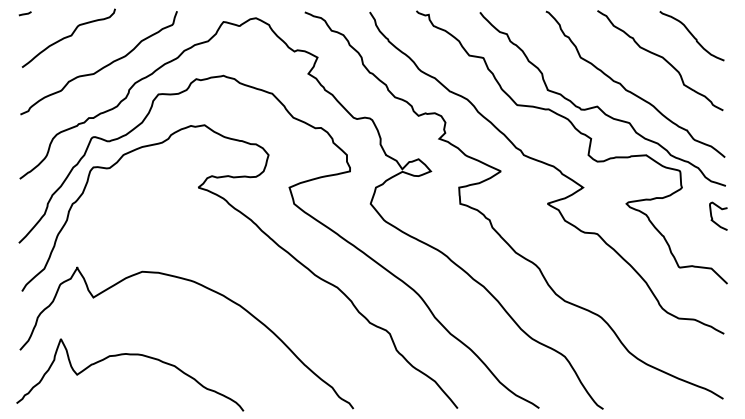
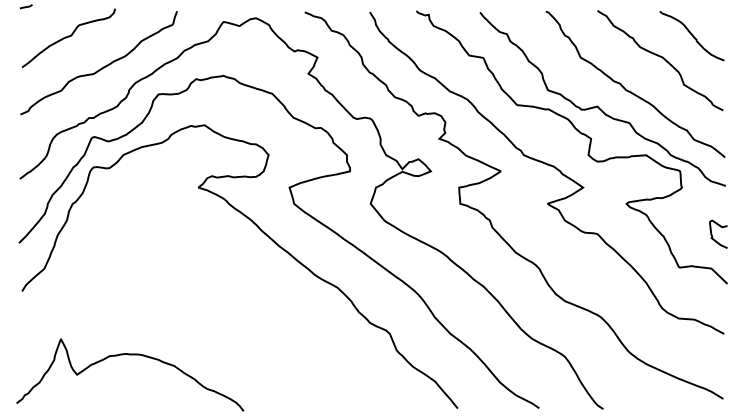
line position: (24, 13) -> (25, 6) (25, 6)
curve position: (712, 215) -> (712, 233) (712, 233)
curve: present -> none (209, 290)
